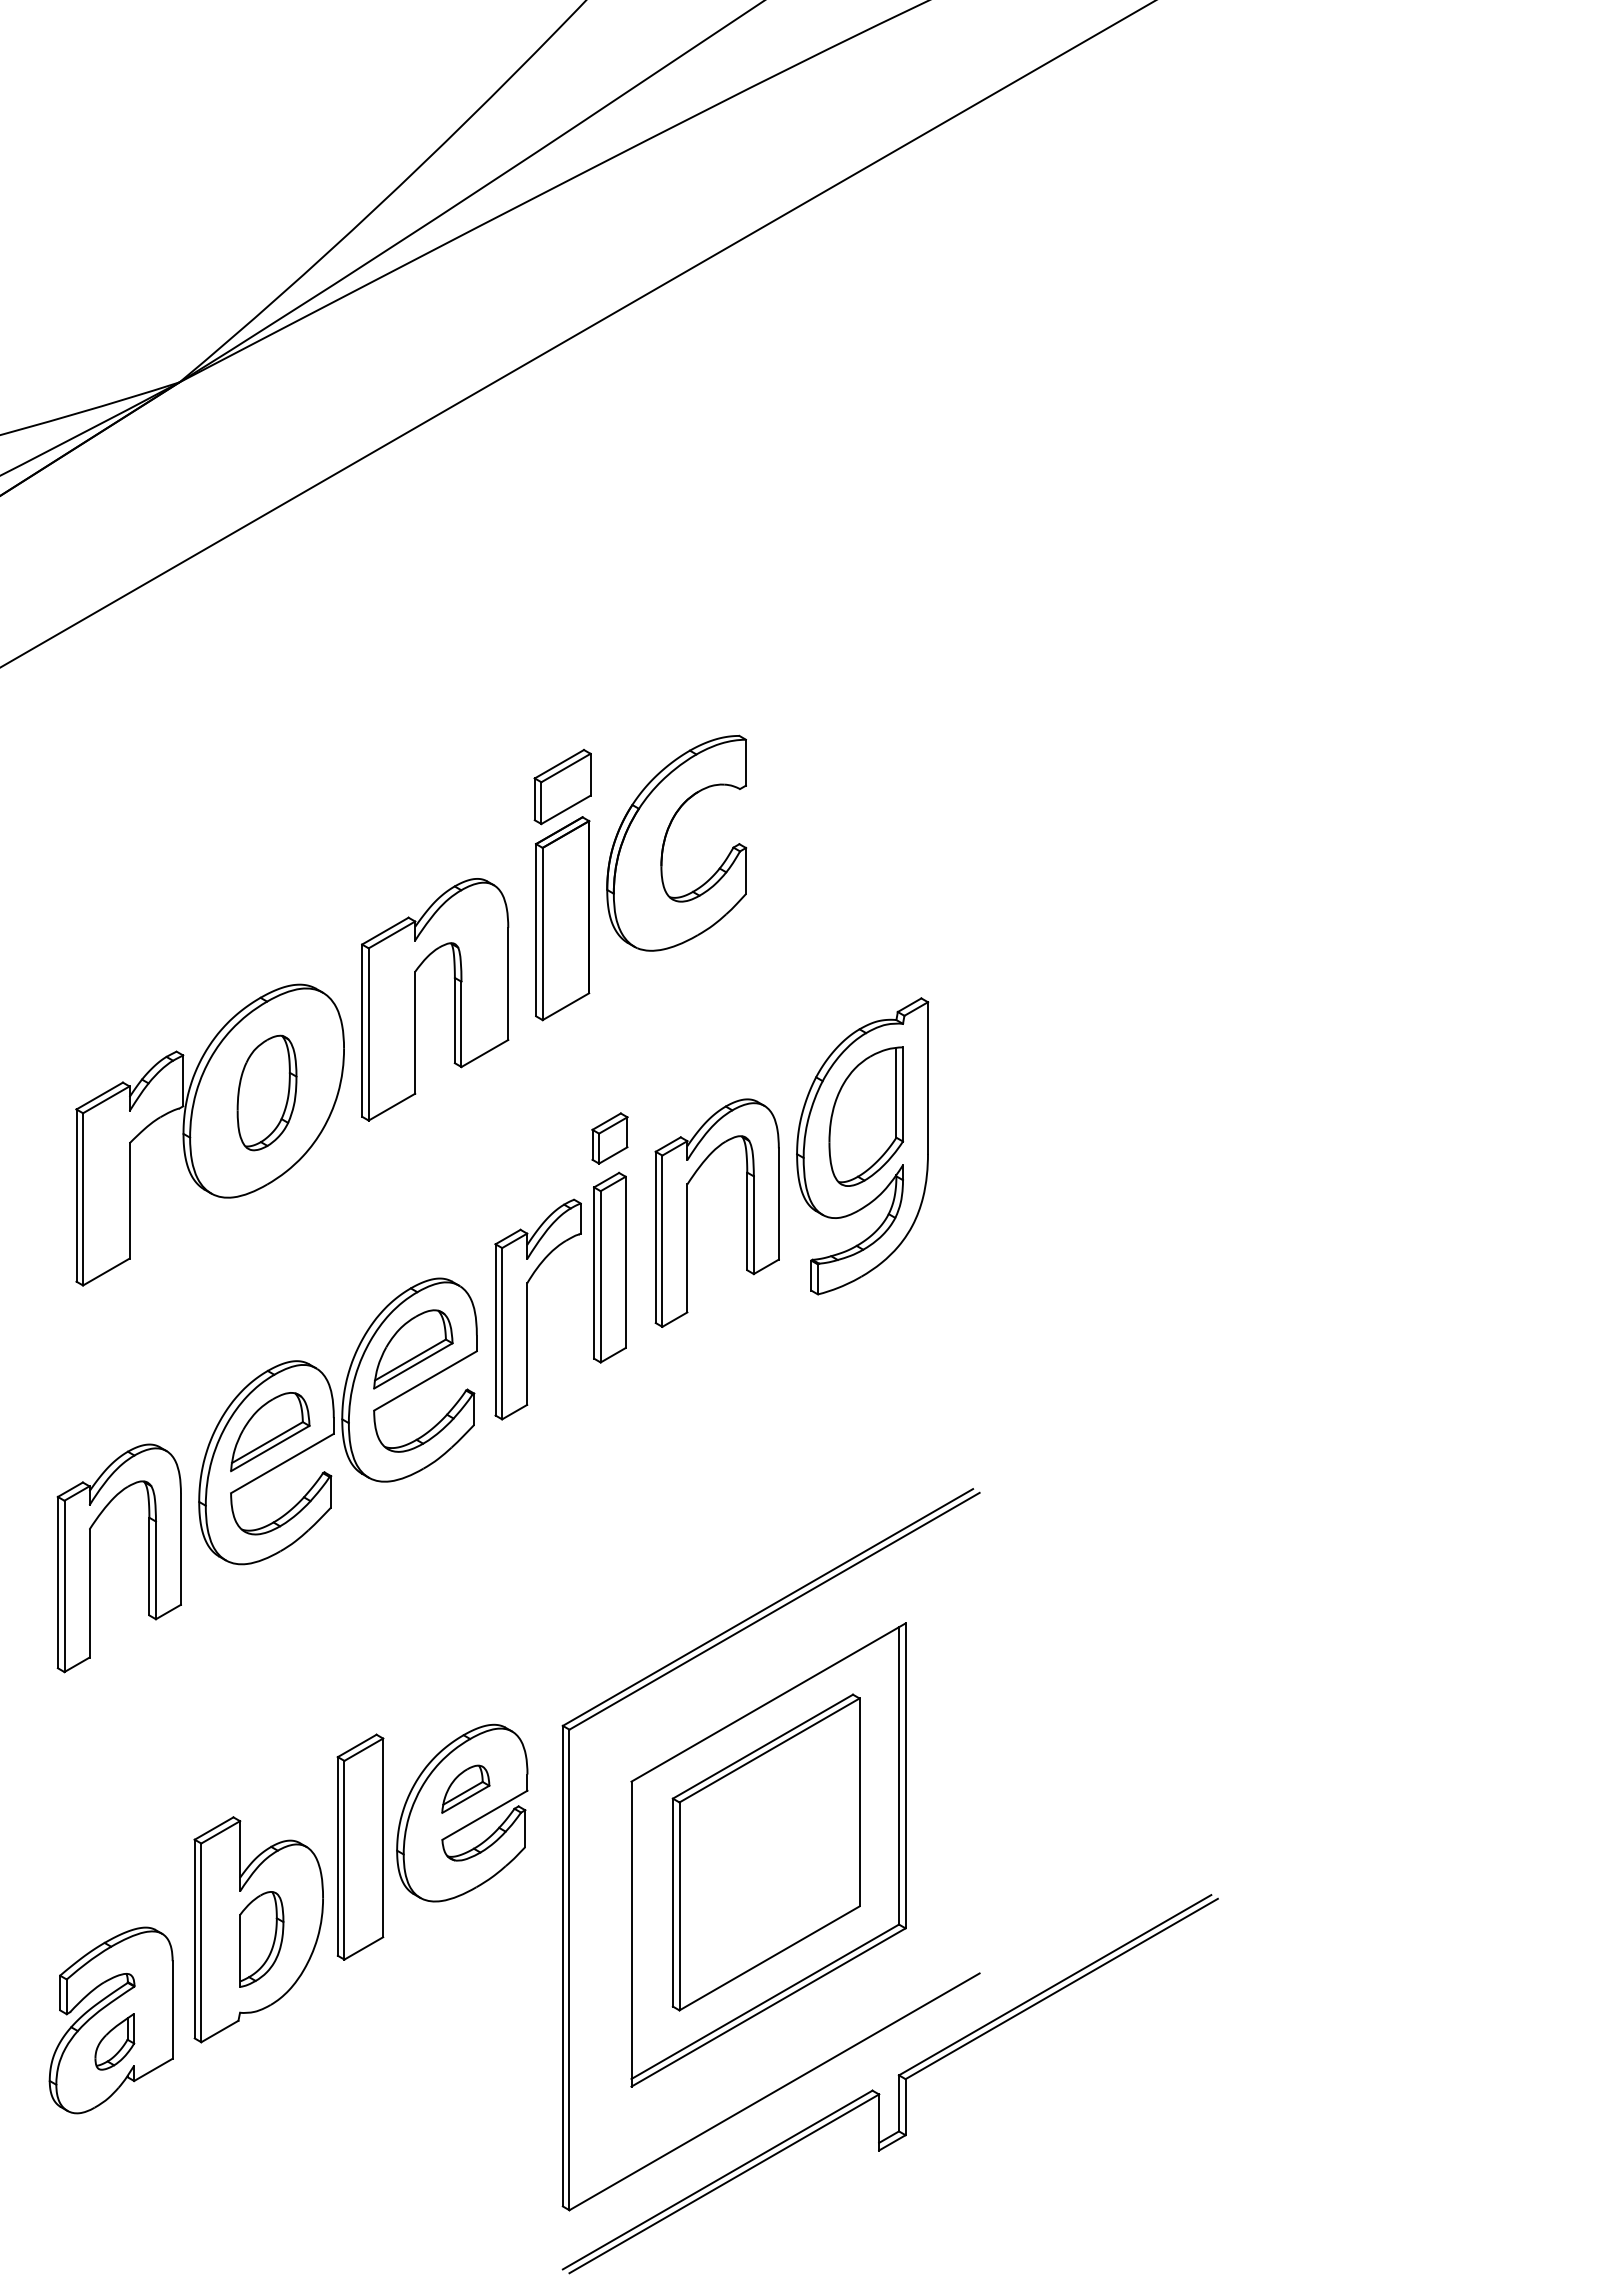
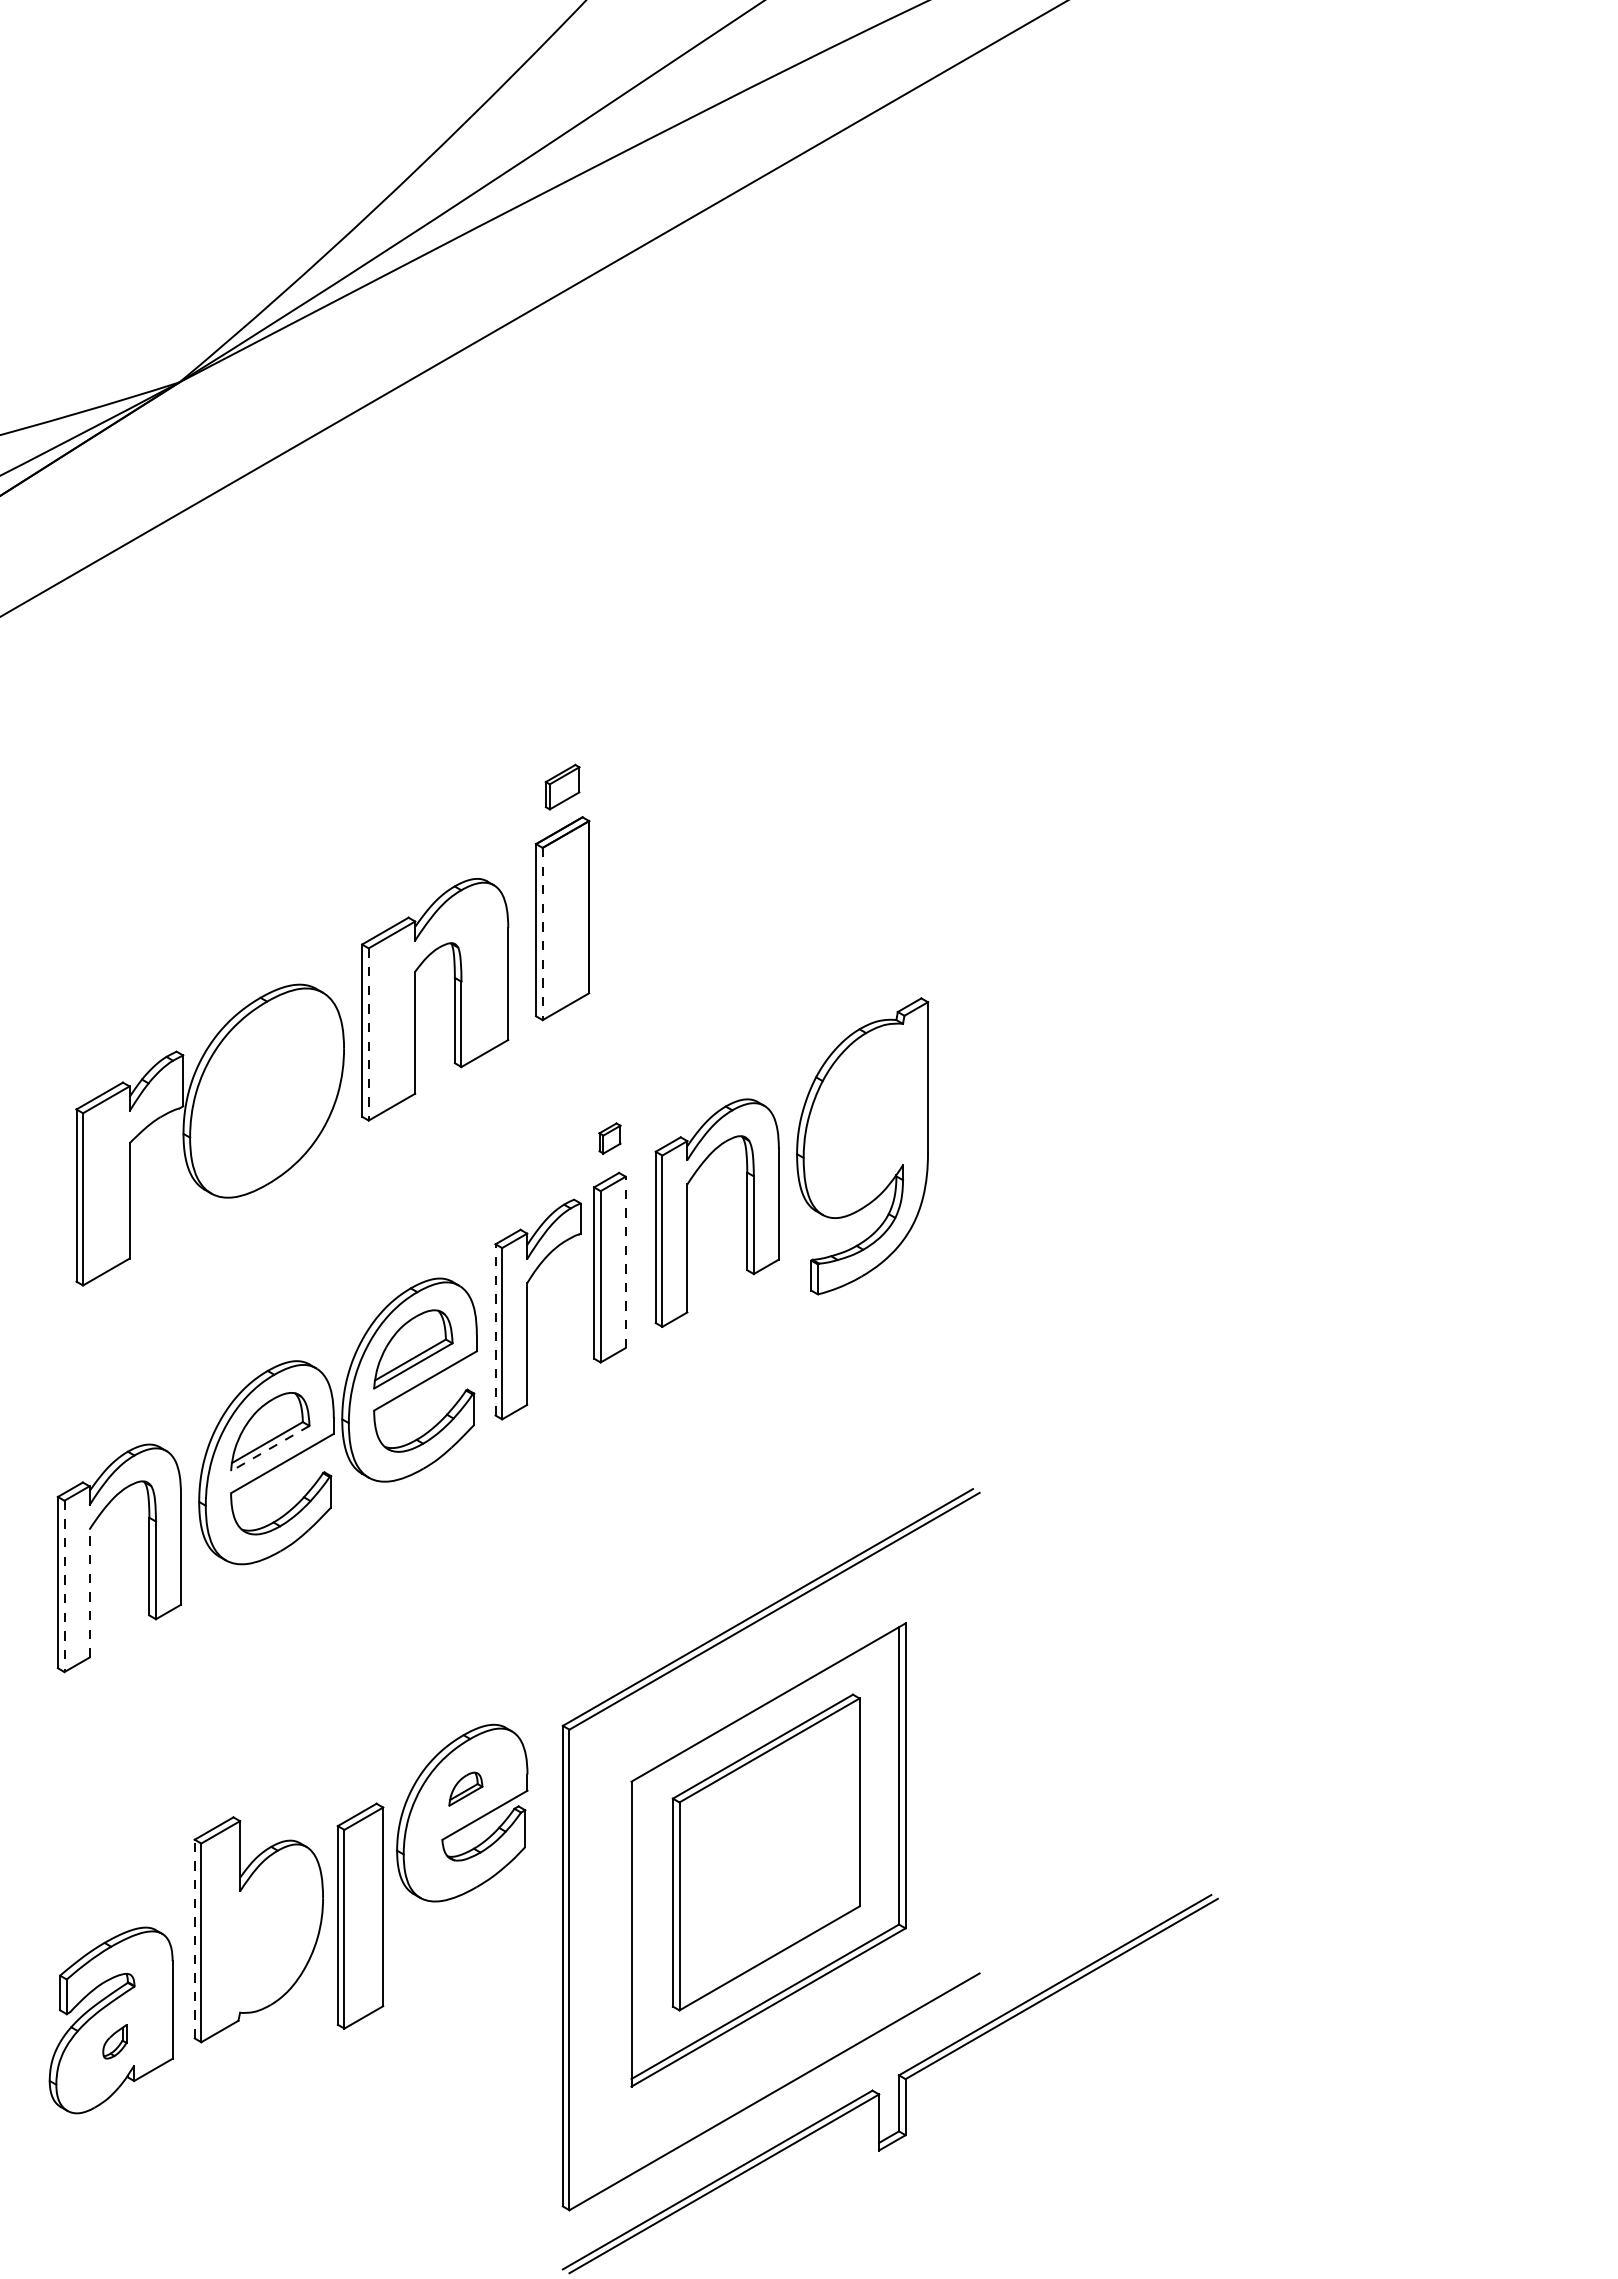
line position: (577, 334) -> (533, 308) (533, 308)
part size: 59x77 px -> 37x48 px (562, 786)
part: present -> none (665, 841)
line: solid -> dashed (542, 934)
line: solid -> dashed (368, 1034)
part: present -> none (266, 1092)
part: present -> none (866, 1116)
part size: 38x53 px -> 24x33 px (609, 1138)
line: solid -> dashed (625, 1262)
line: solid -> dashed (495, 1329)
line: solid -> dashed (269, 1448)
line: solid -> dashed (64, 1586)
line: solid -> dashed (89, 1593)
part size: 50x50 px -> 36x36 px (465, 1788)
part position: (360, 1846) -> (360, 1915) (360, 1915)
line: solid -> dashed (194, 1938)
part: present -> none (261, 1939)
part size: 42x58 px -> 26x36 px (114, 2041)
